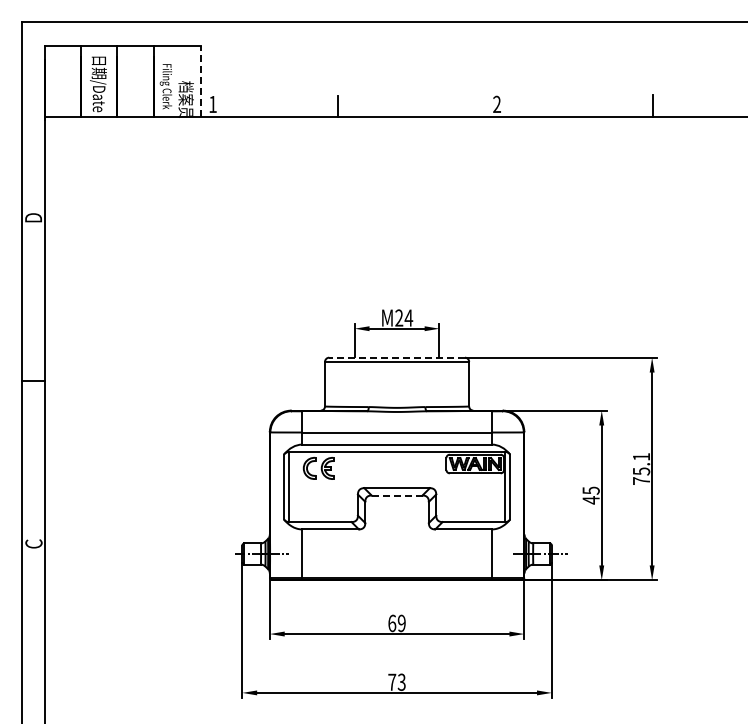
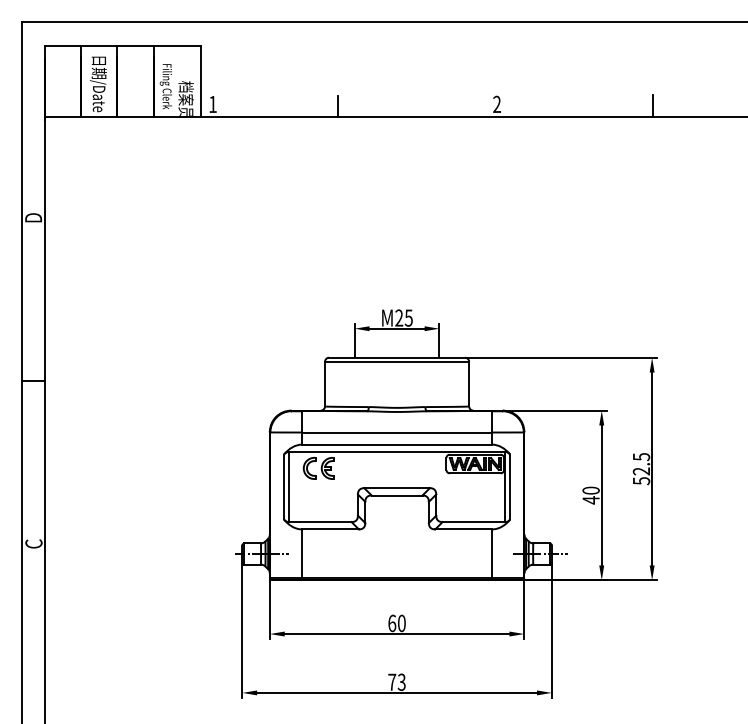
line: dashed -> solid (201, 81)
text: M24 -> M25 (408, 317)
line: dashed -> solid (397, 357)
text: 75.1 -> 52.5 (641, 469)
text: 45 -> 40 (590, 490)
line: dashed -> solid (397, 495)
text: 69 -> 60 (401, 623)
